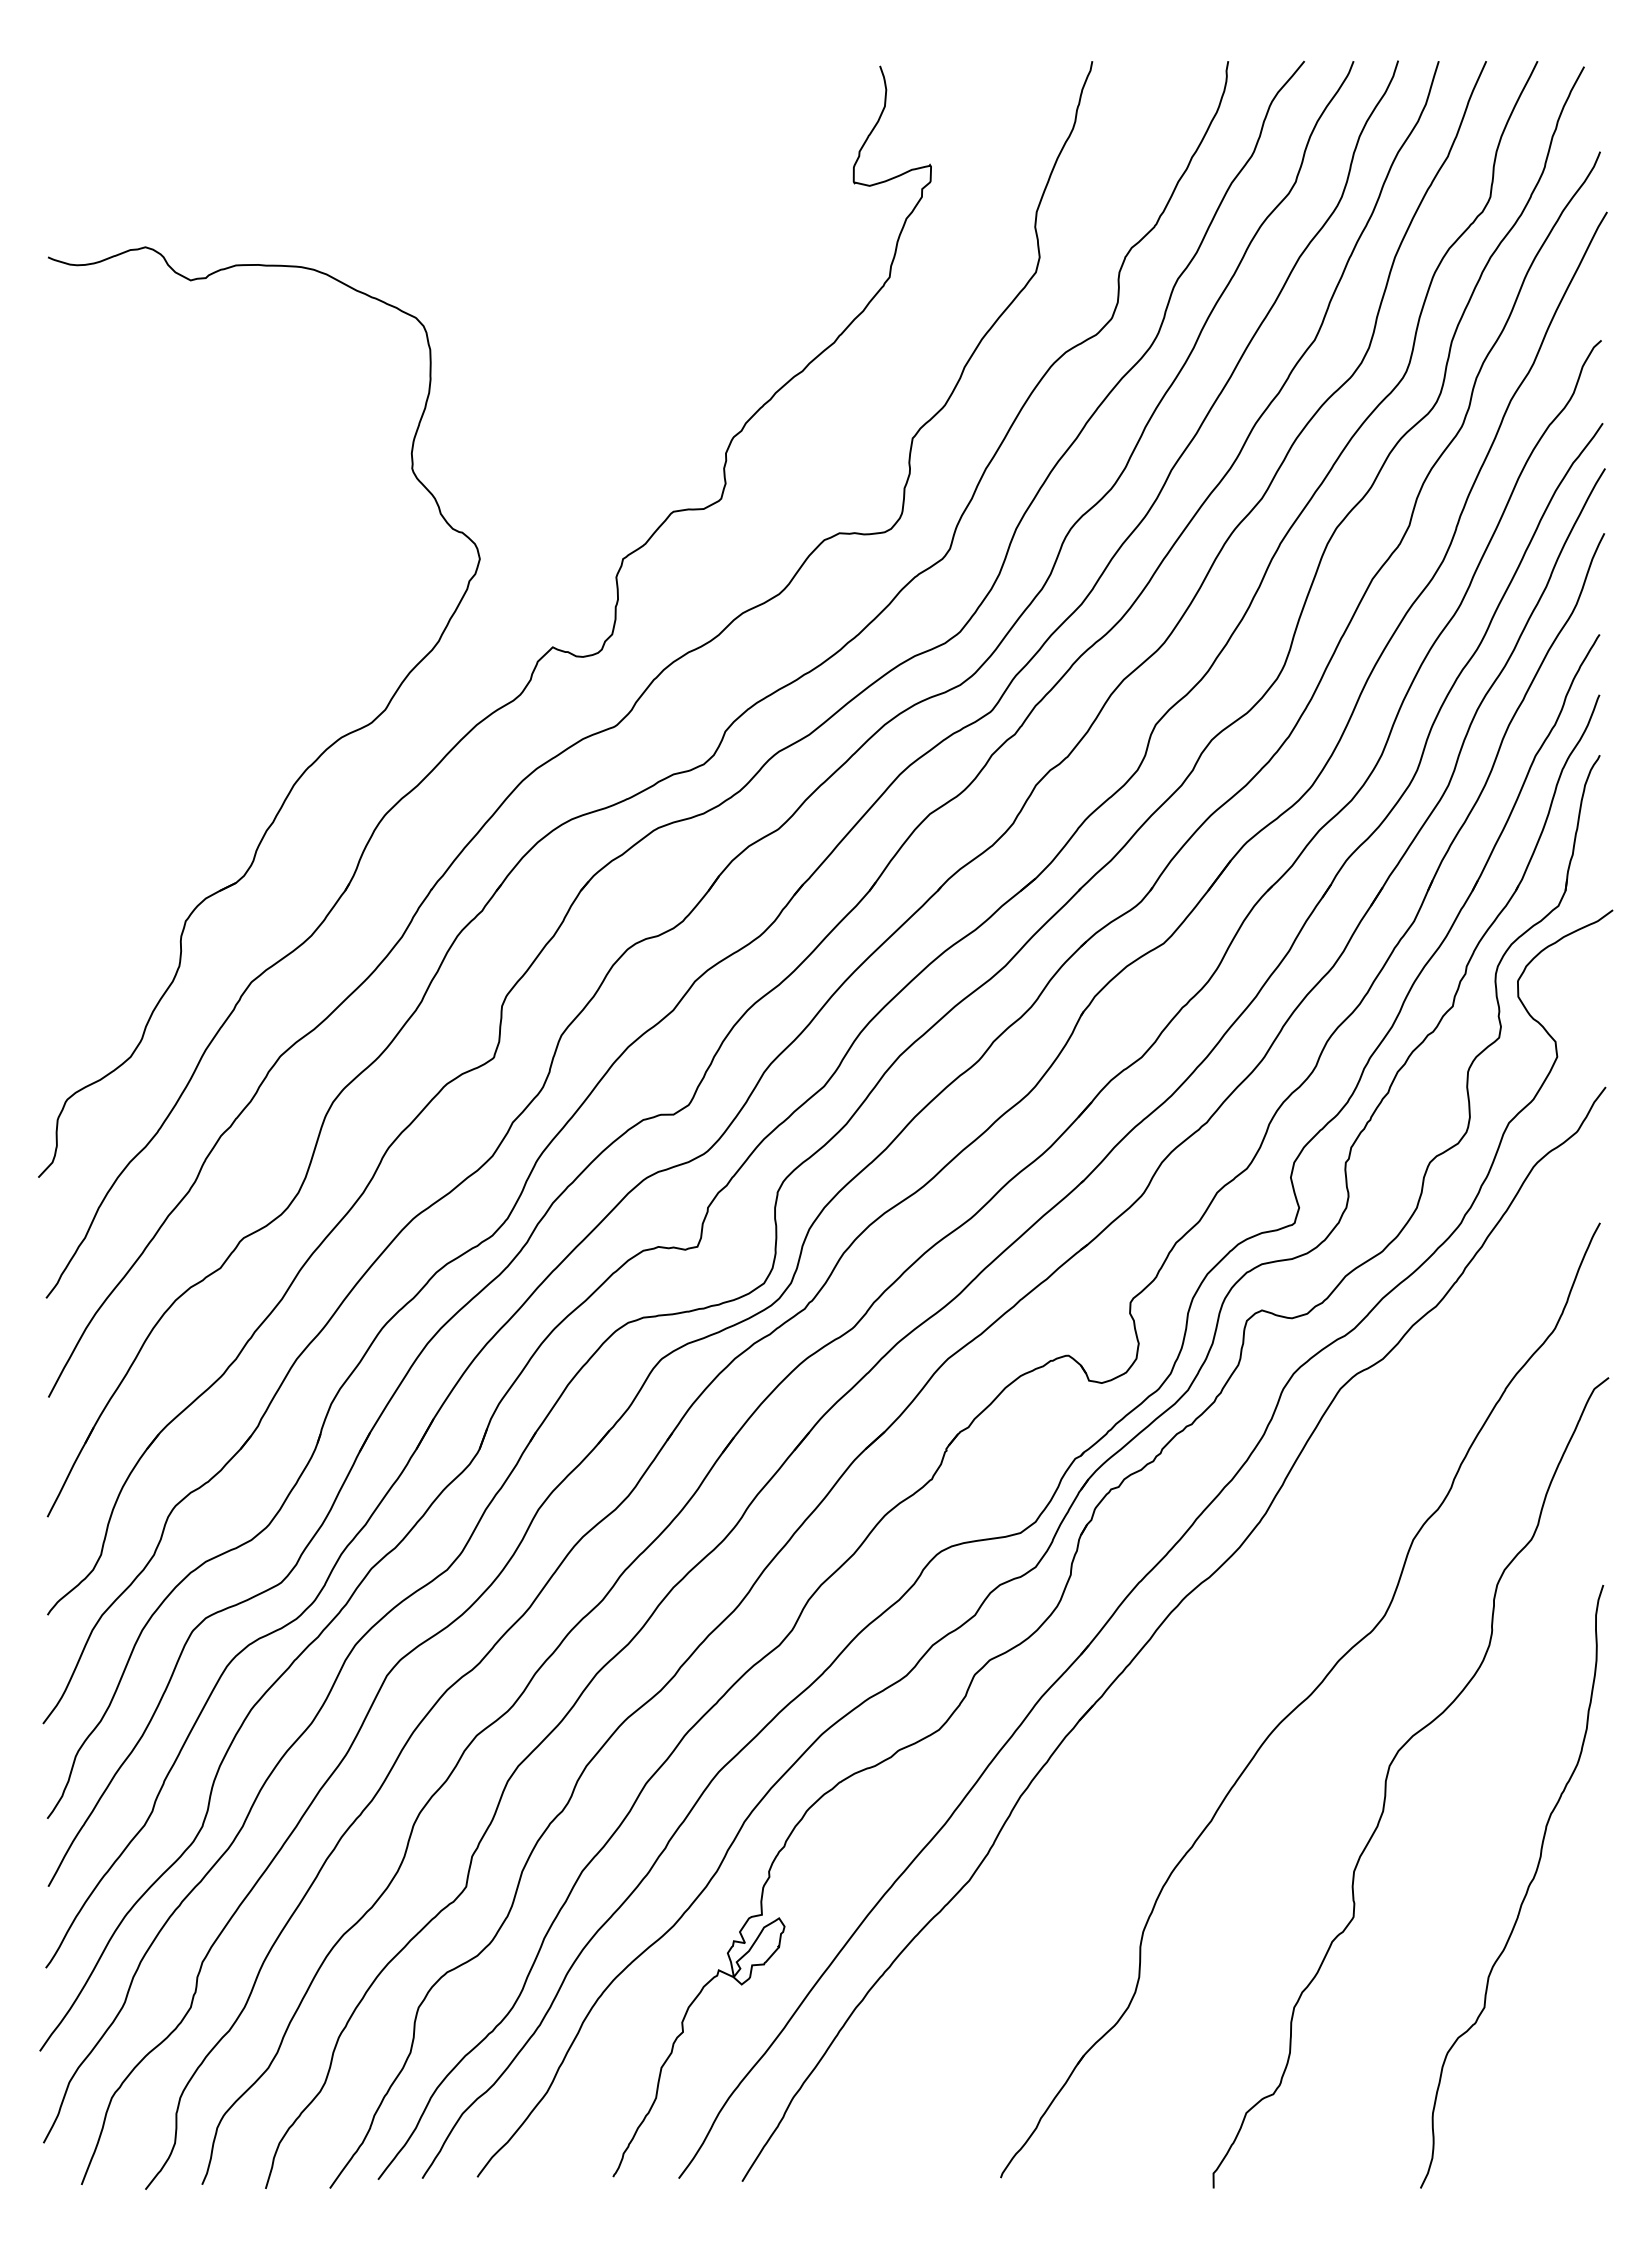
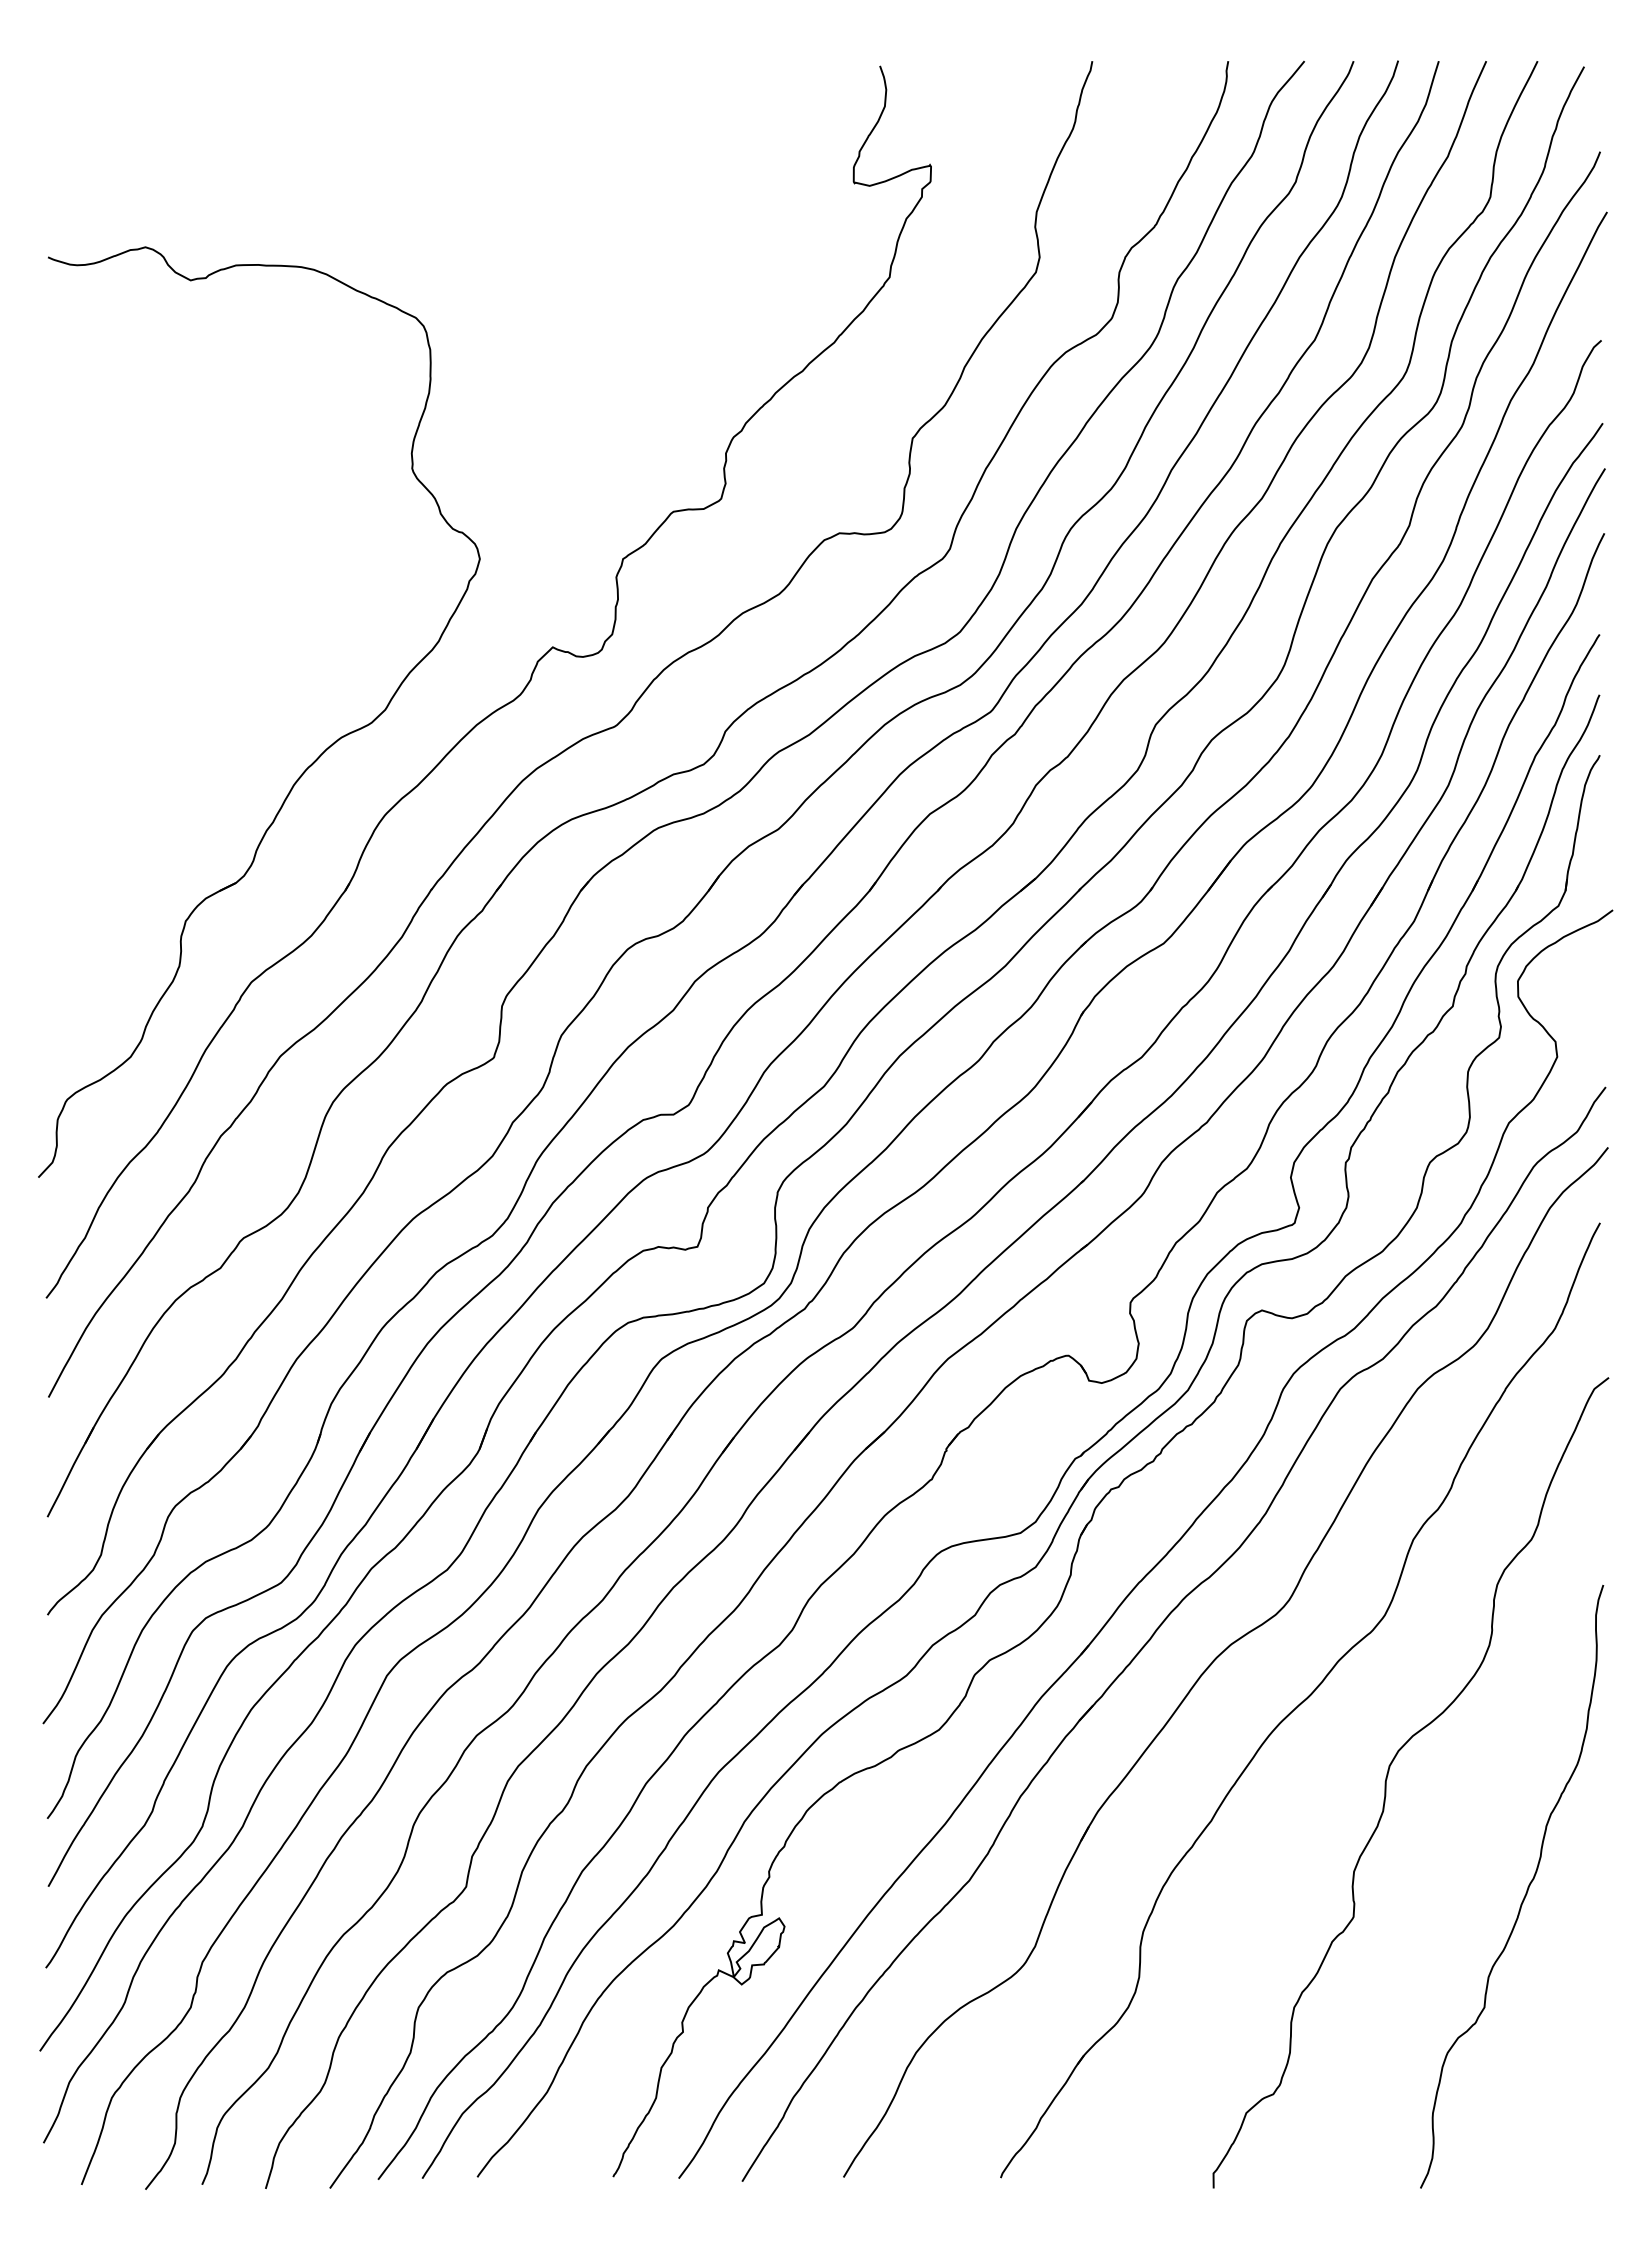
part: none -> present (1219, 1656)
